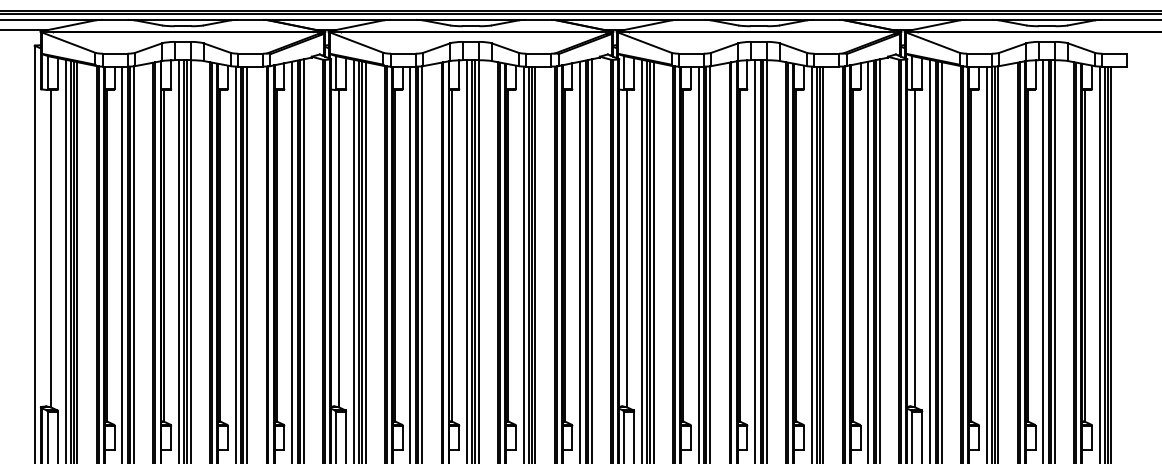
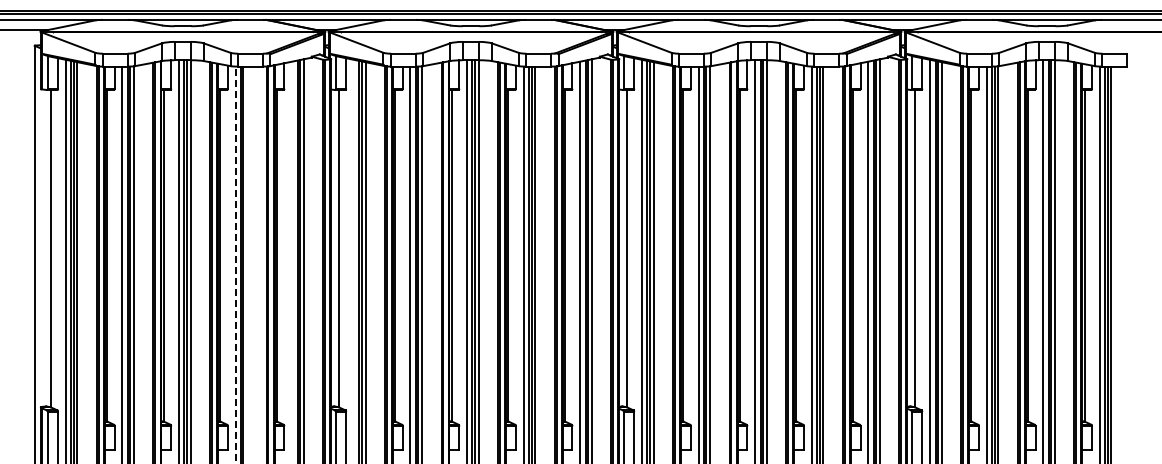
line: present -> none (353, 259)
line: present -> none (292, 260)
line: present -> none (247, 263)
line: solid -> dashed (235, 264)
